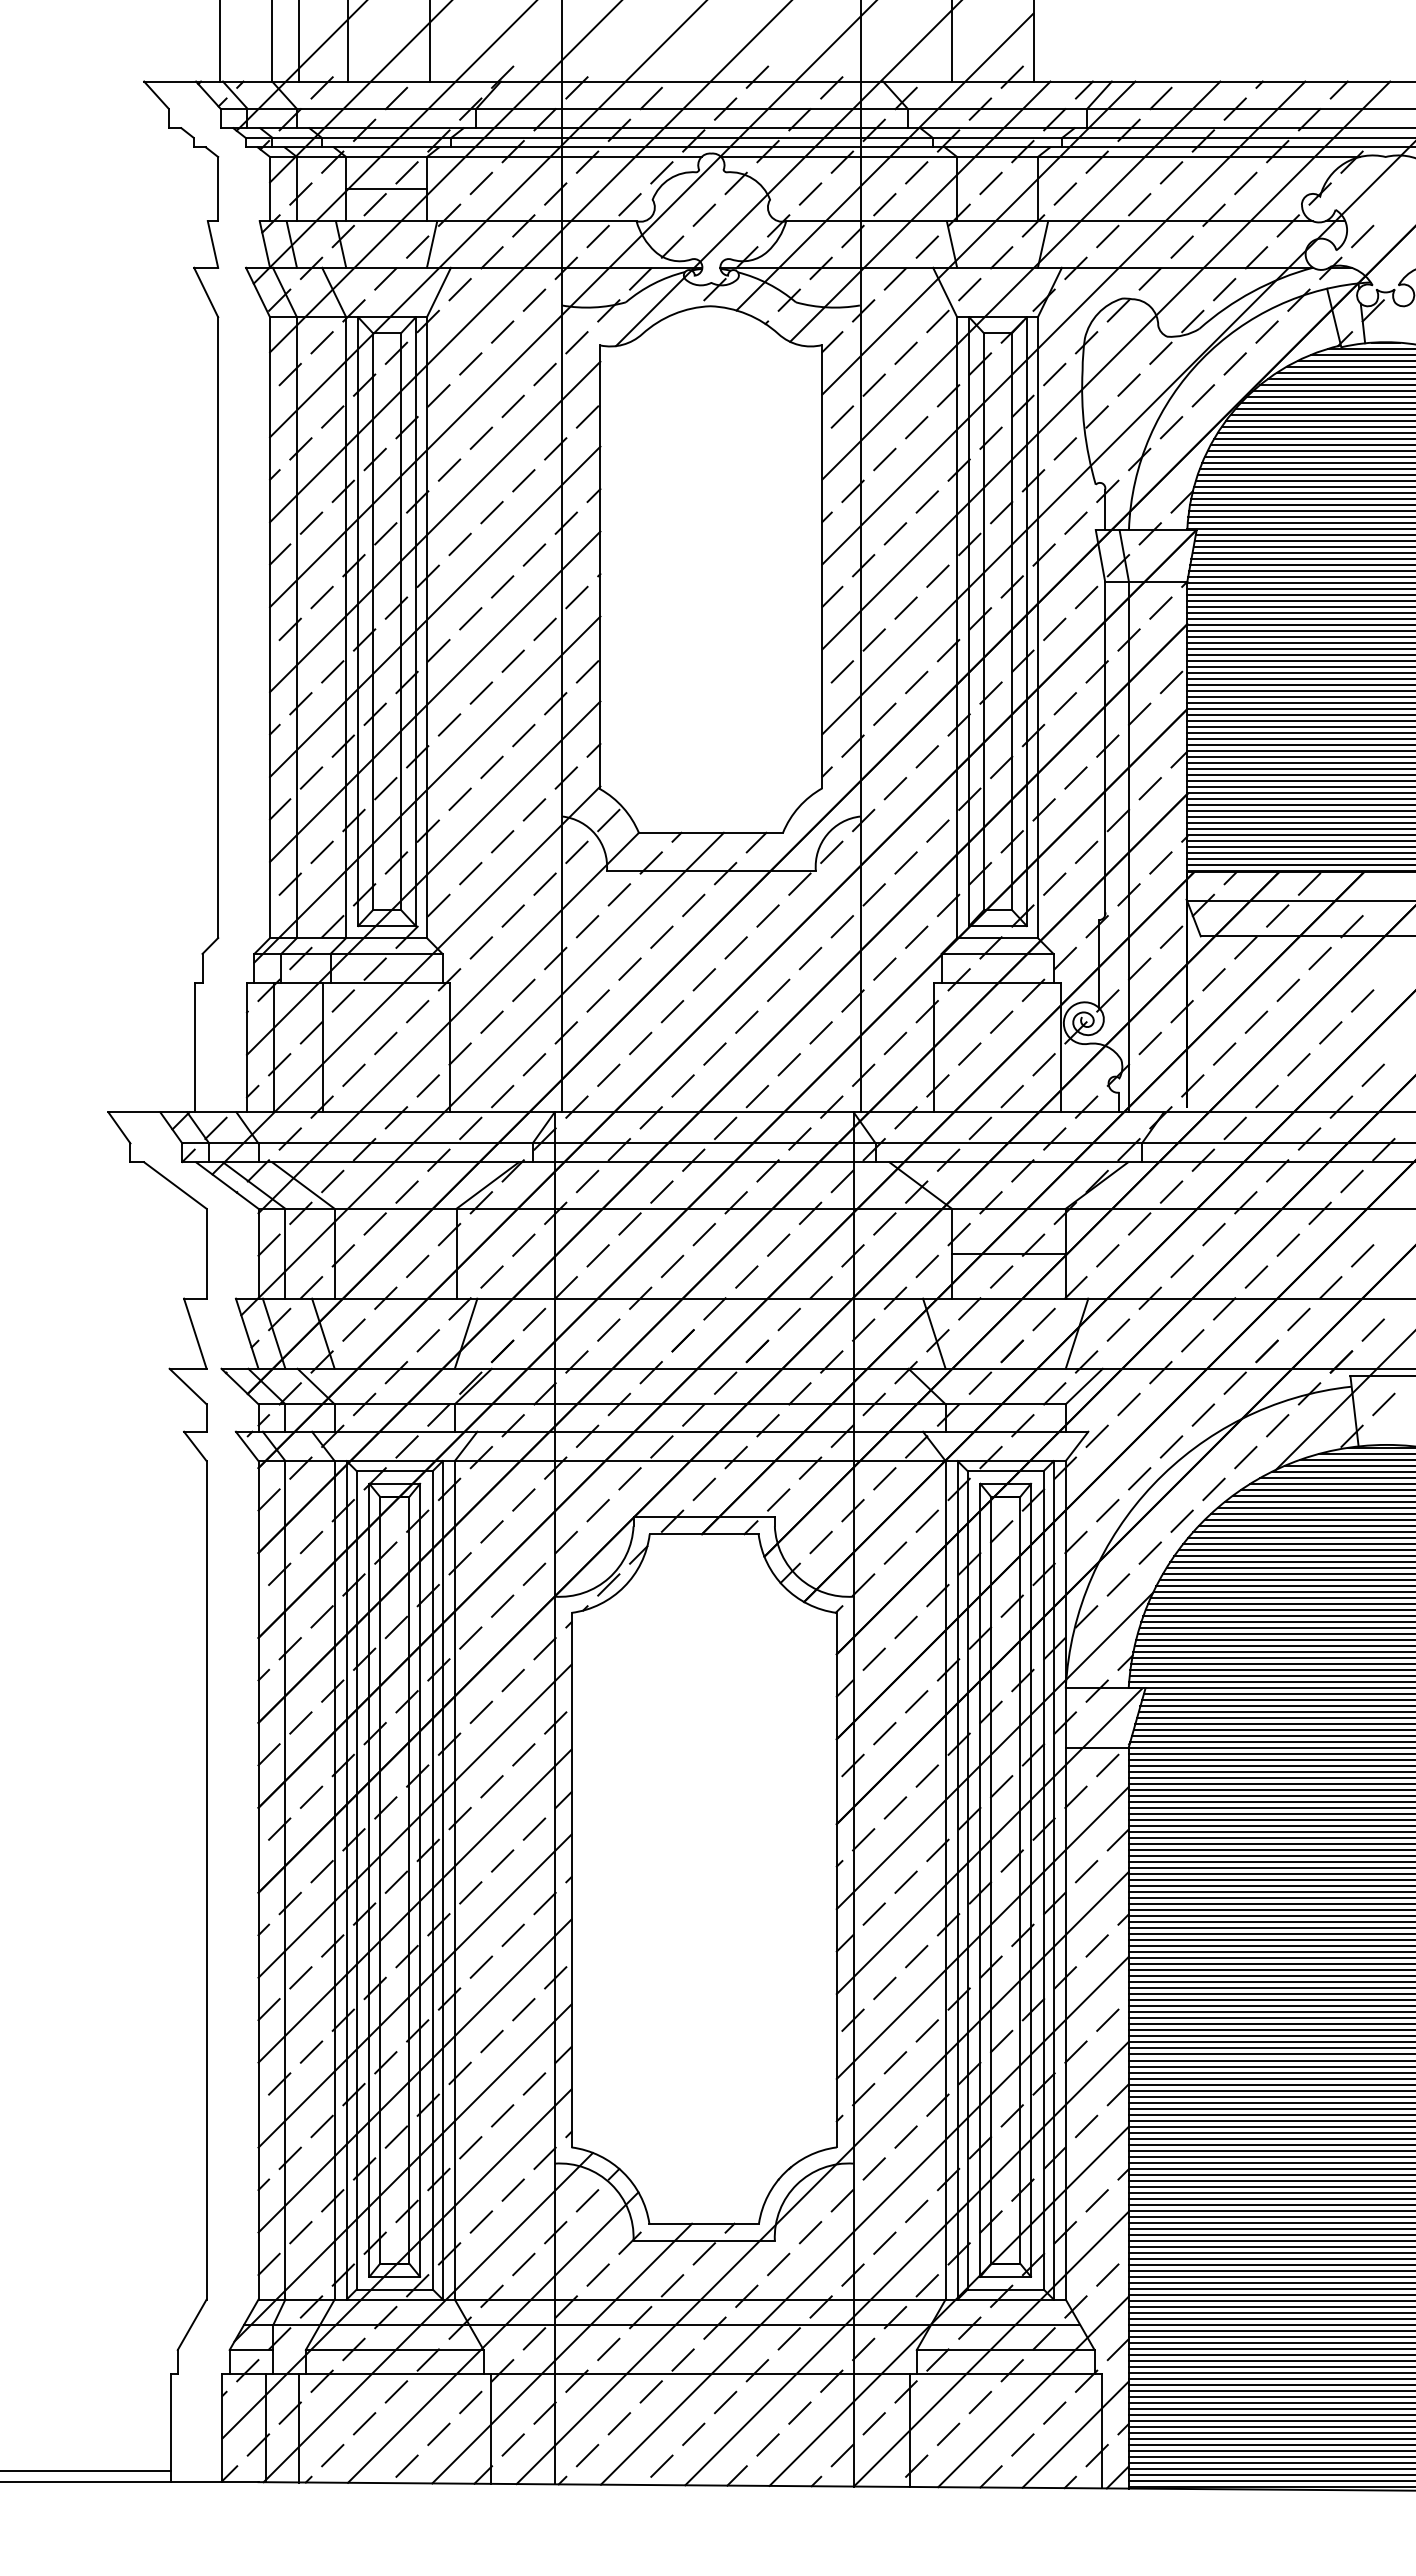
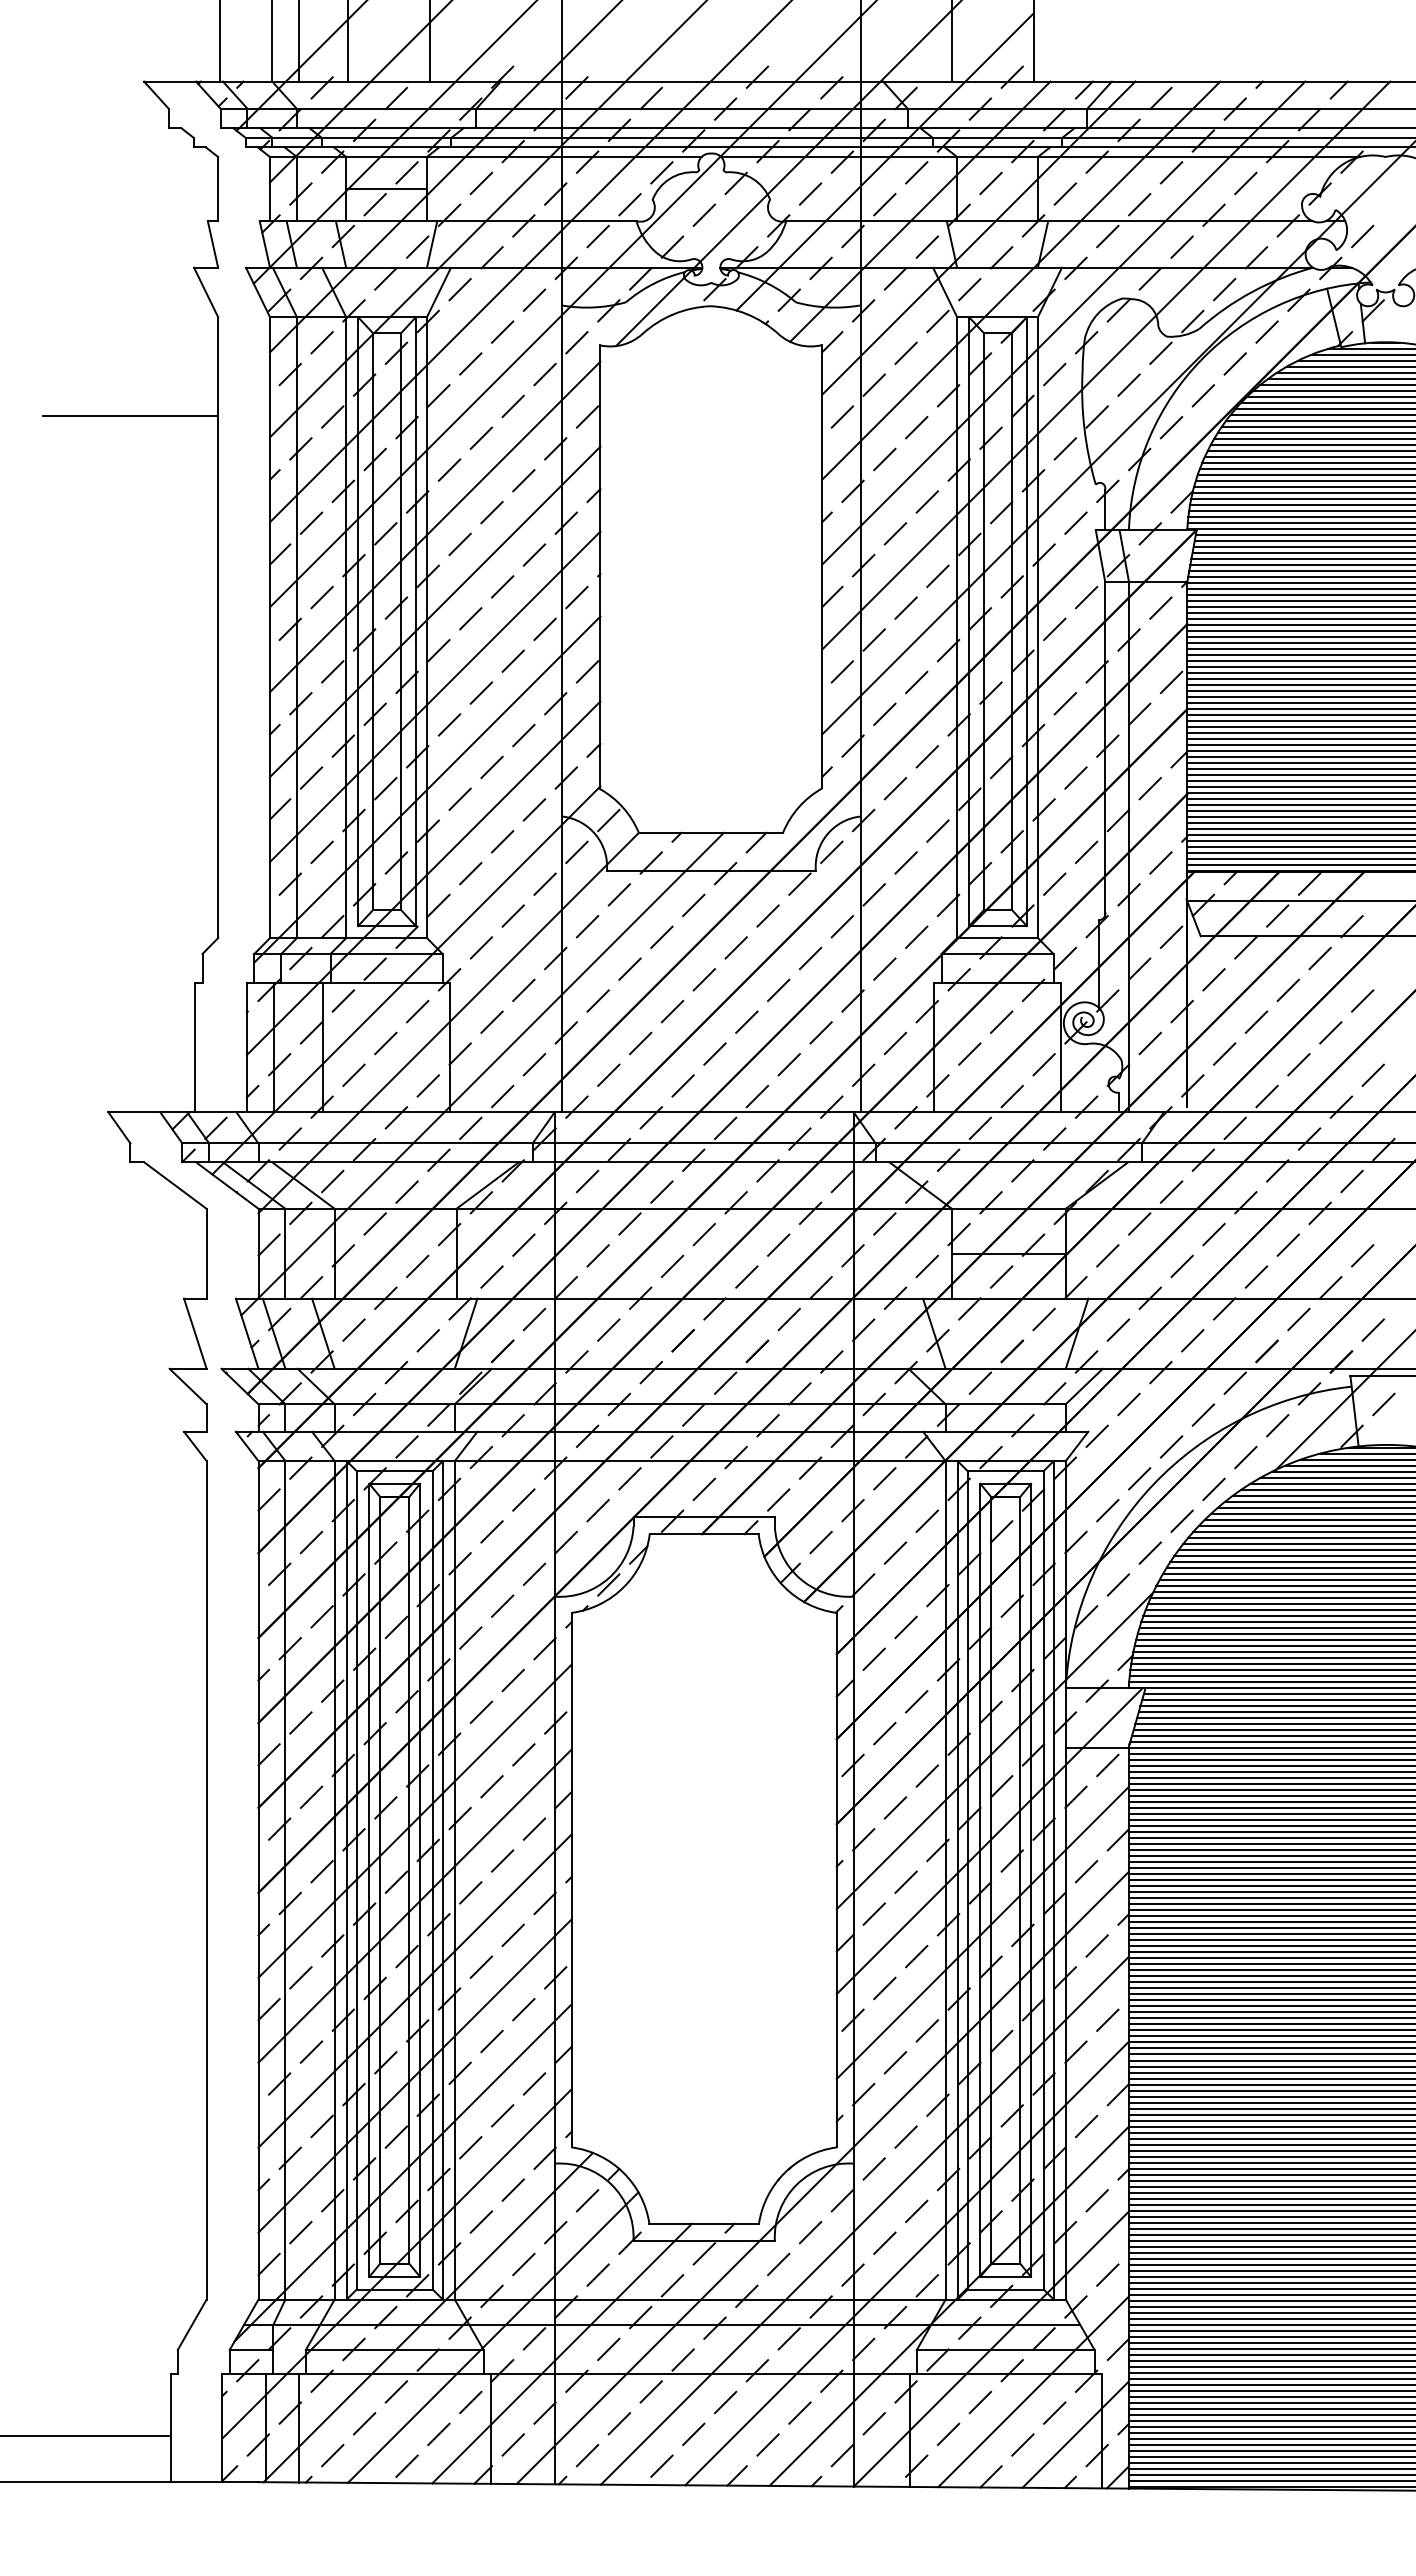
line: none -> present (130, 416)
line position: (86, 2471) -> (86, 2436) (86, 2436)
